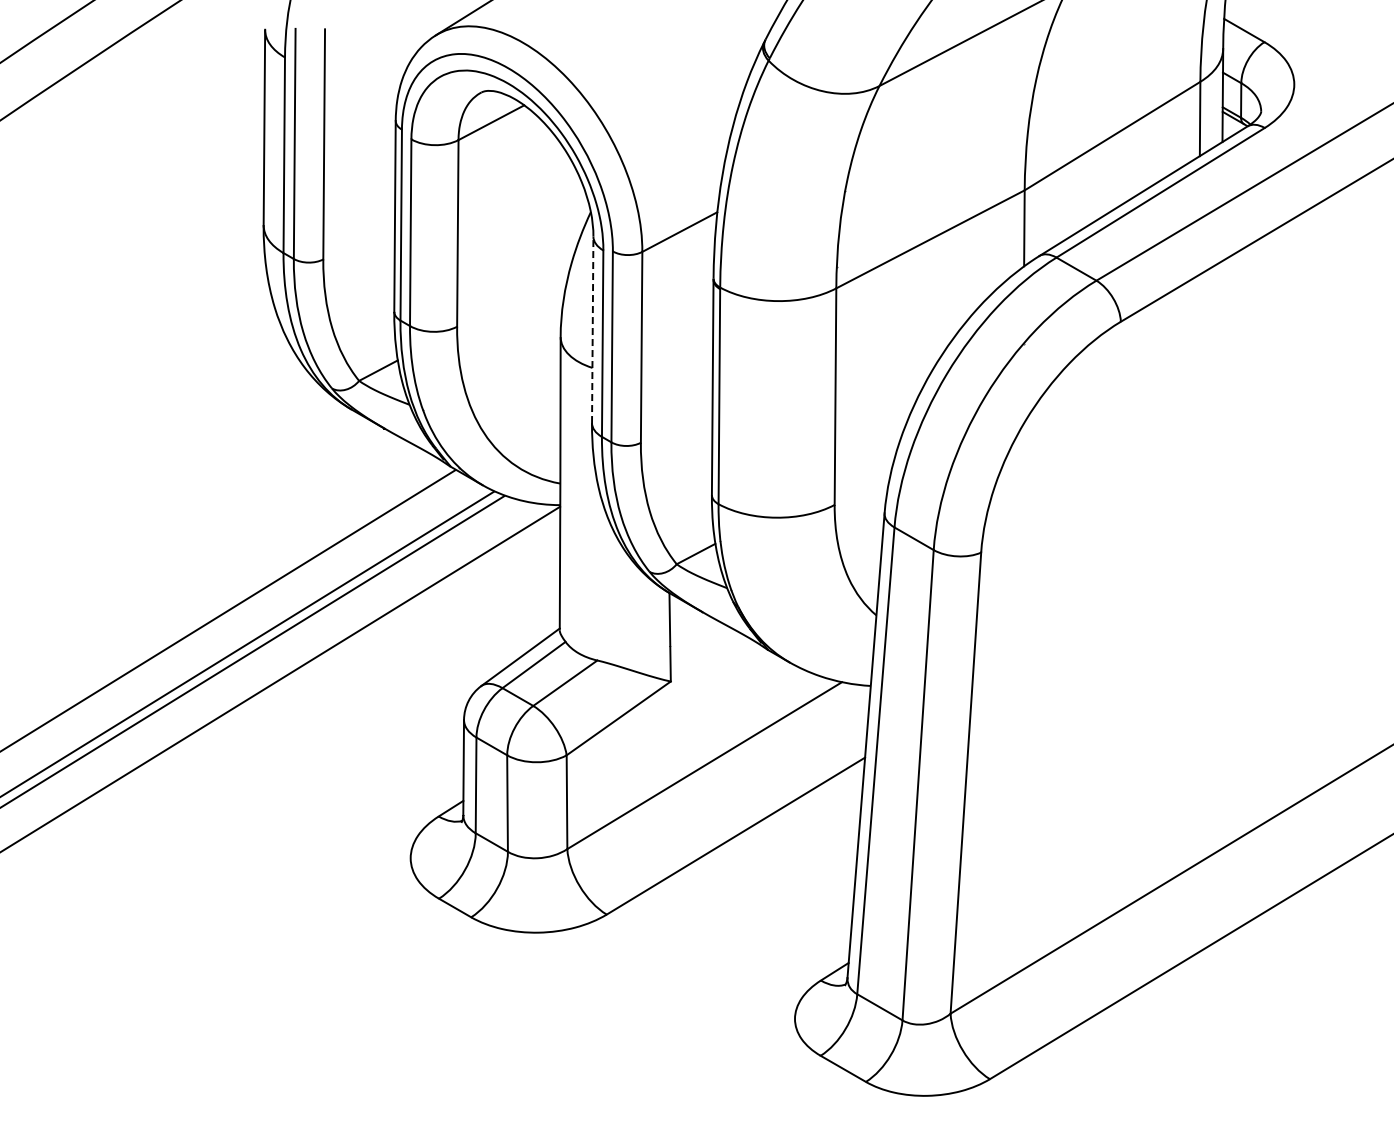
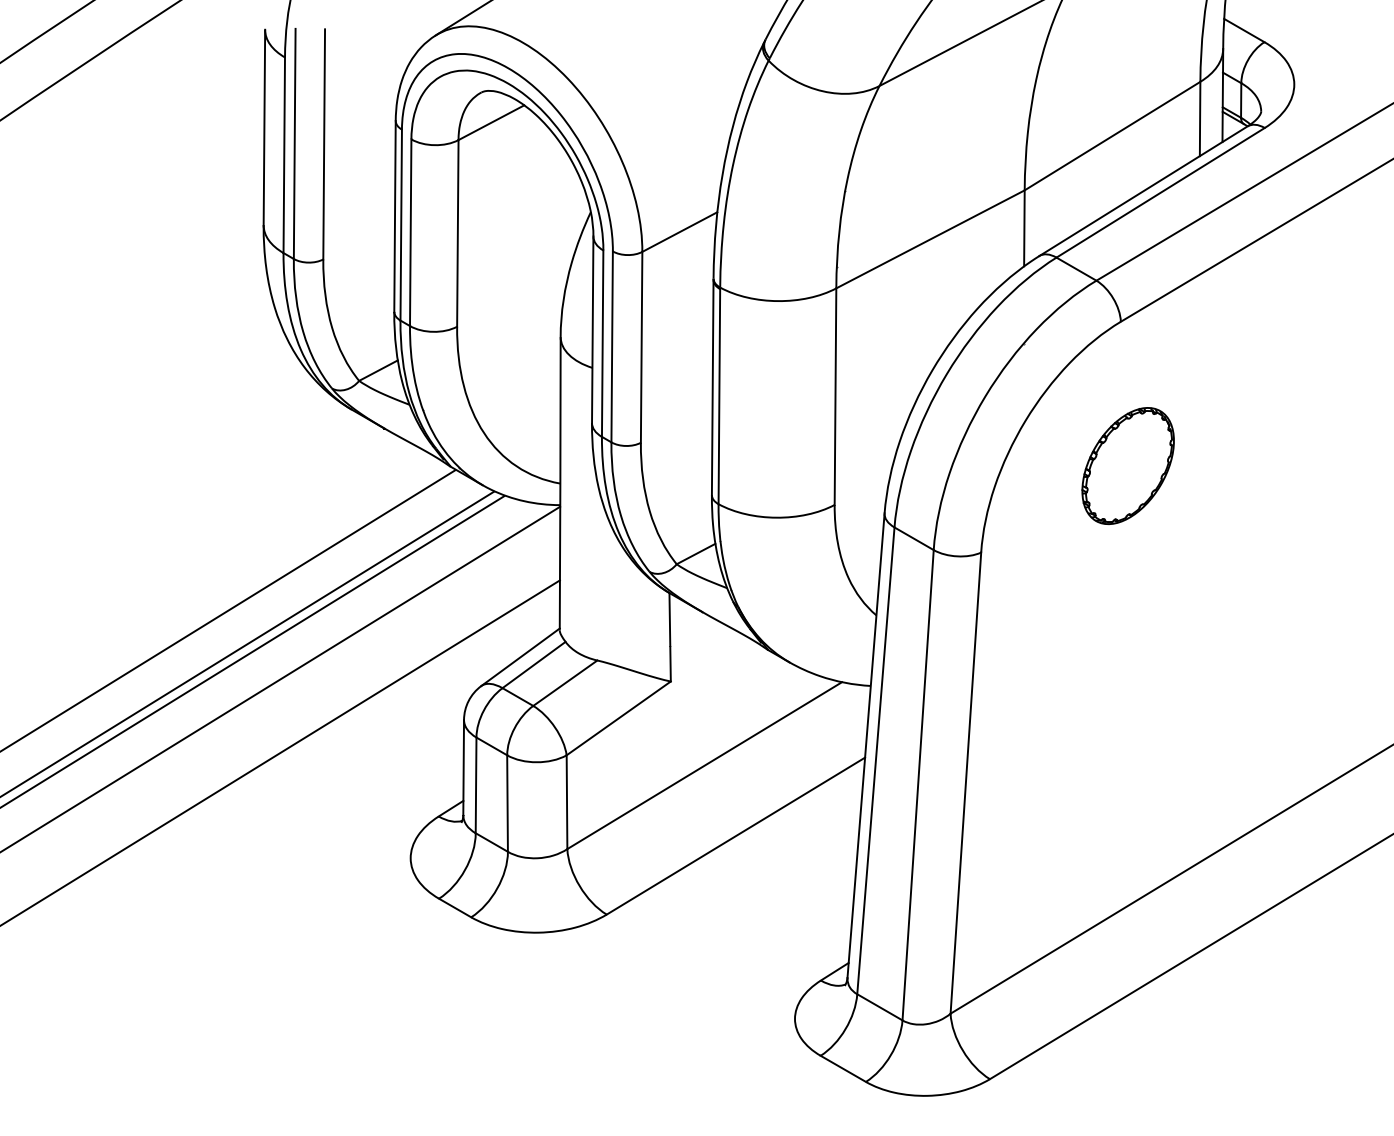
line: dashed -> solid (592, 329)
part: none -> present (1127, 465)
line: none -> present (280, 752)
